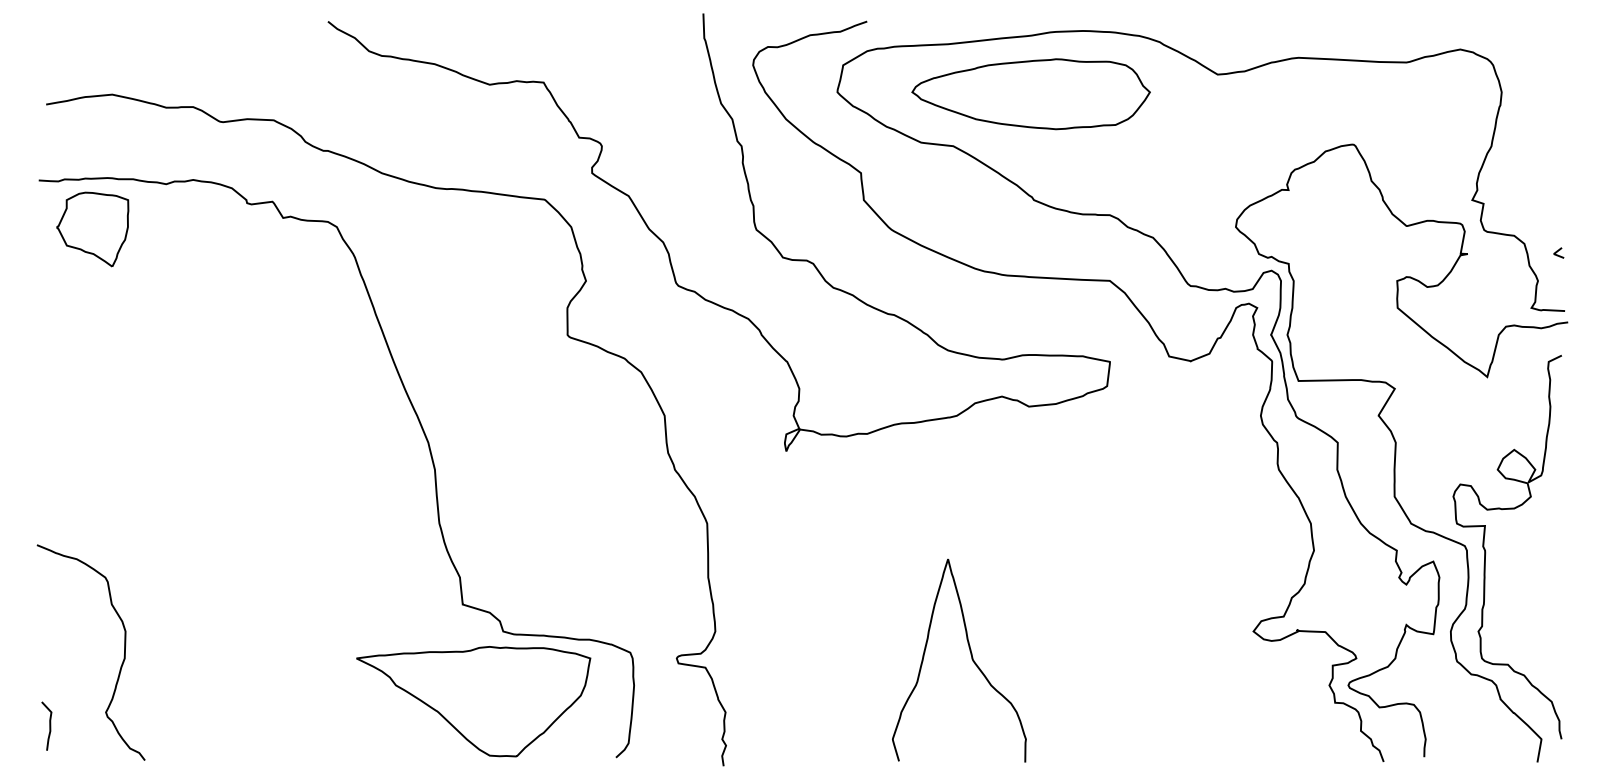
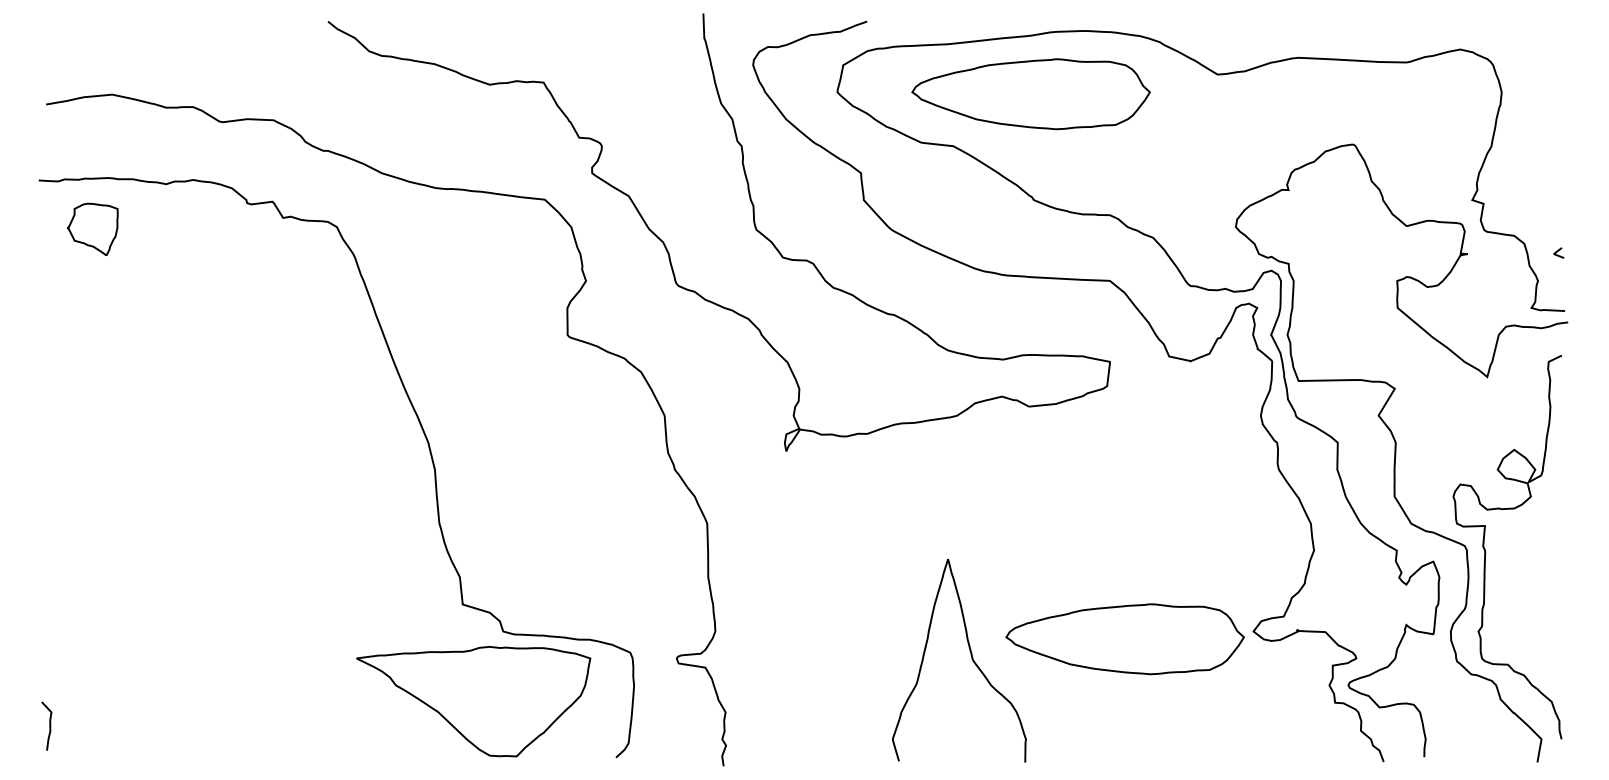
part size: 74x77 px -> 52x54 px (92, 228)
part: none -> present (1124, 639)
curve: present -> none (121, 663)
